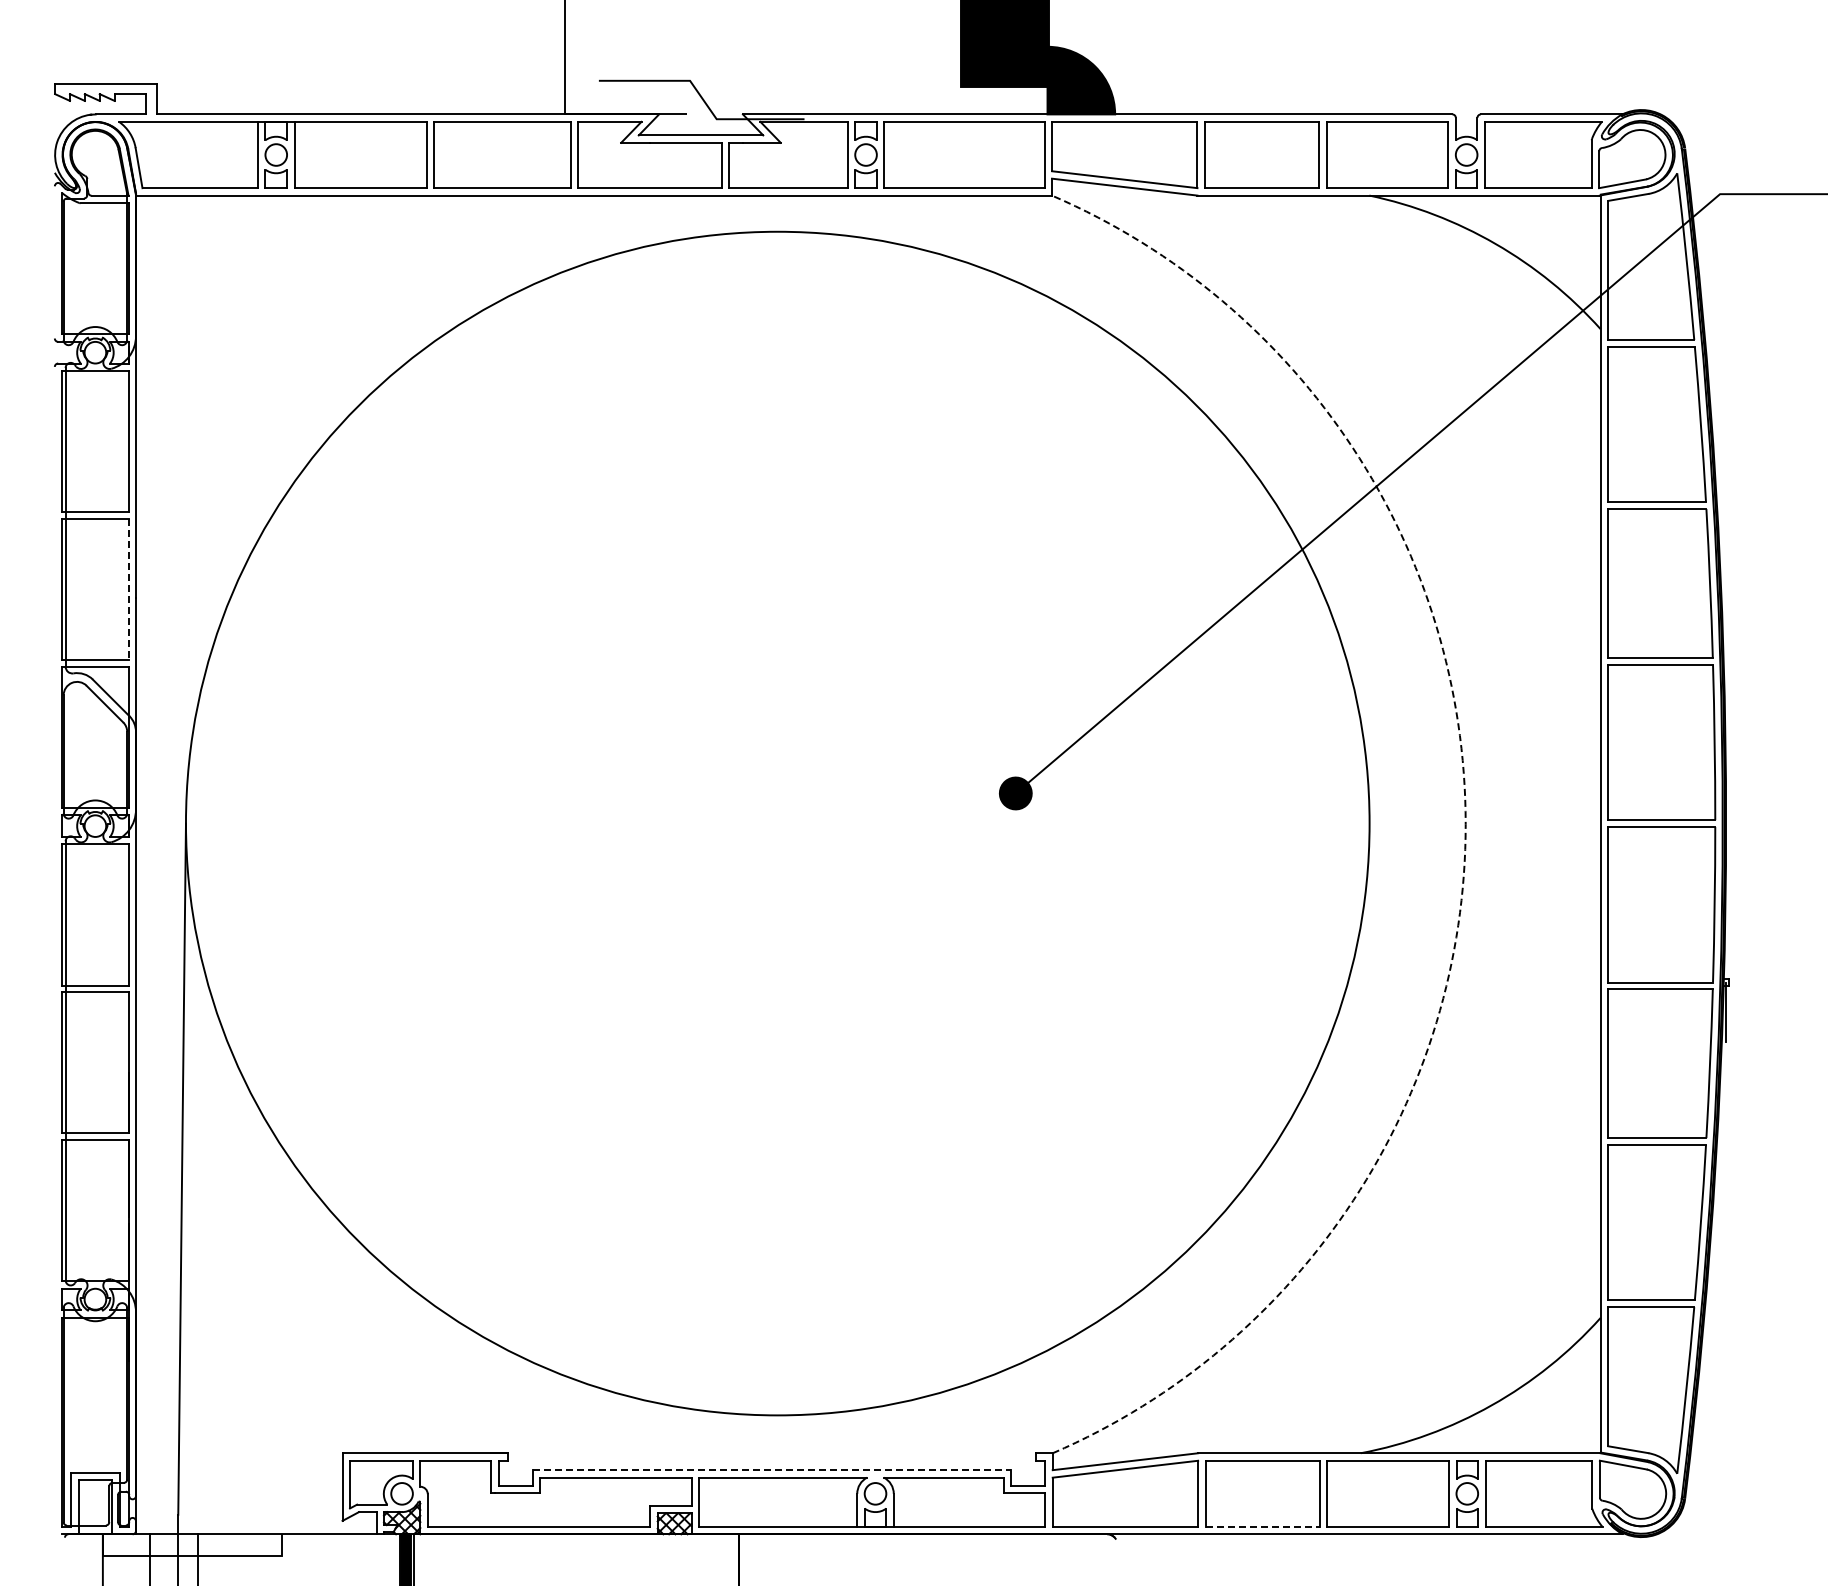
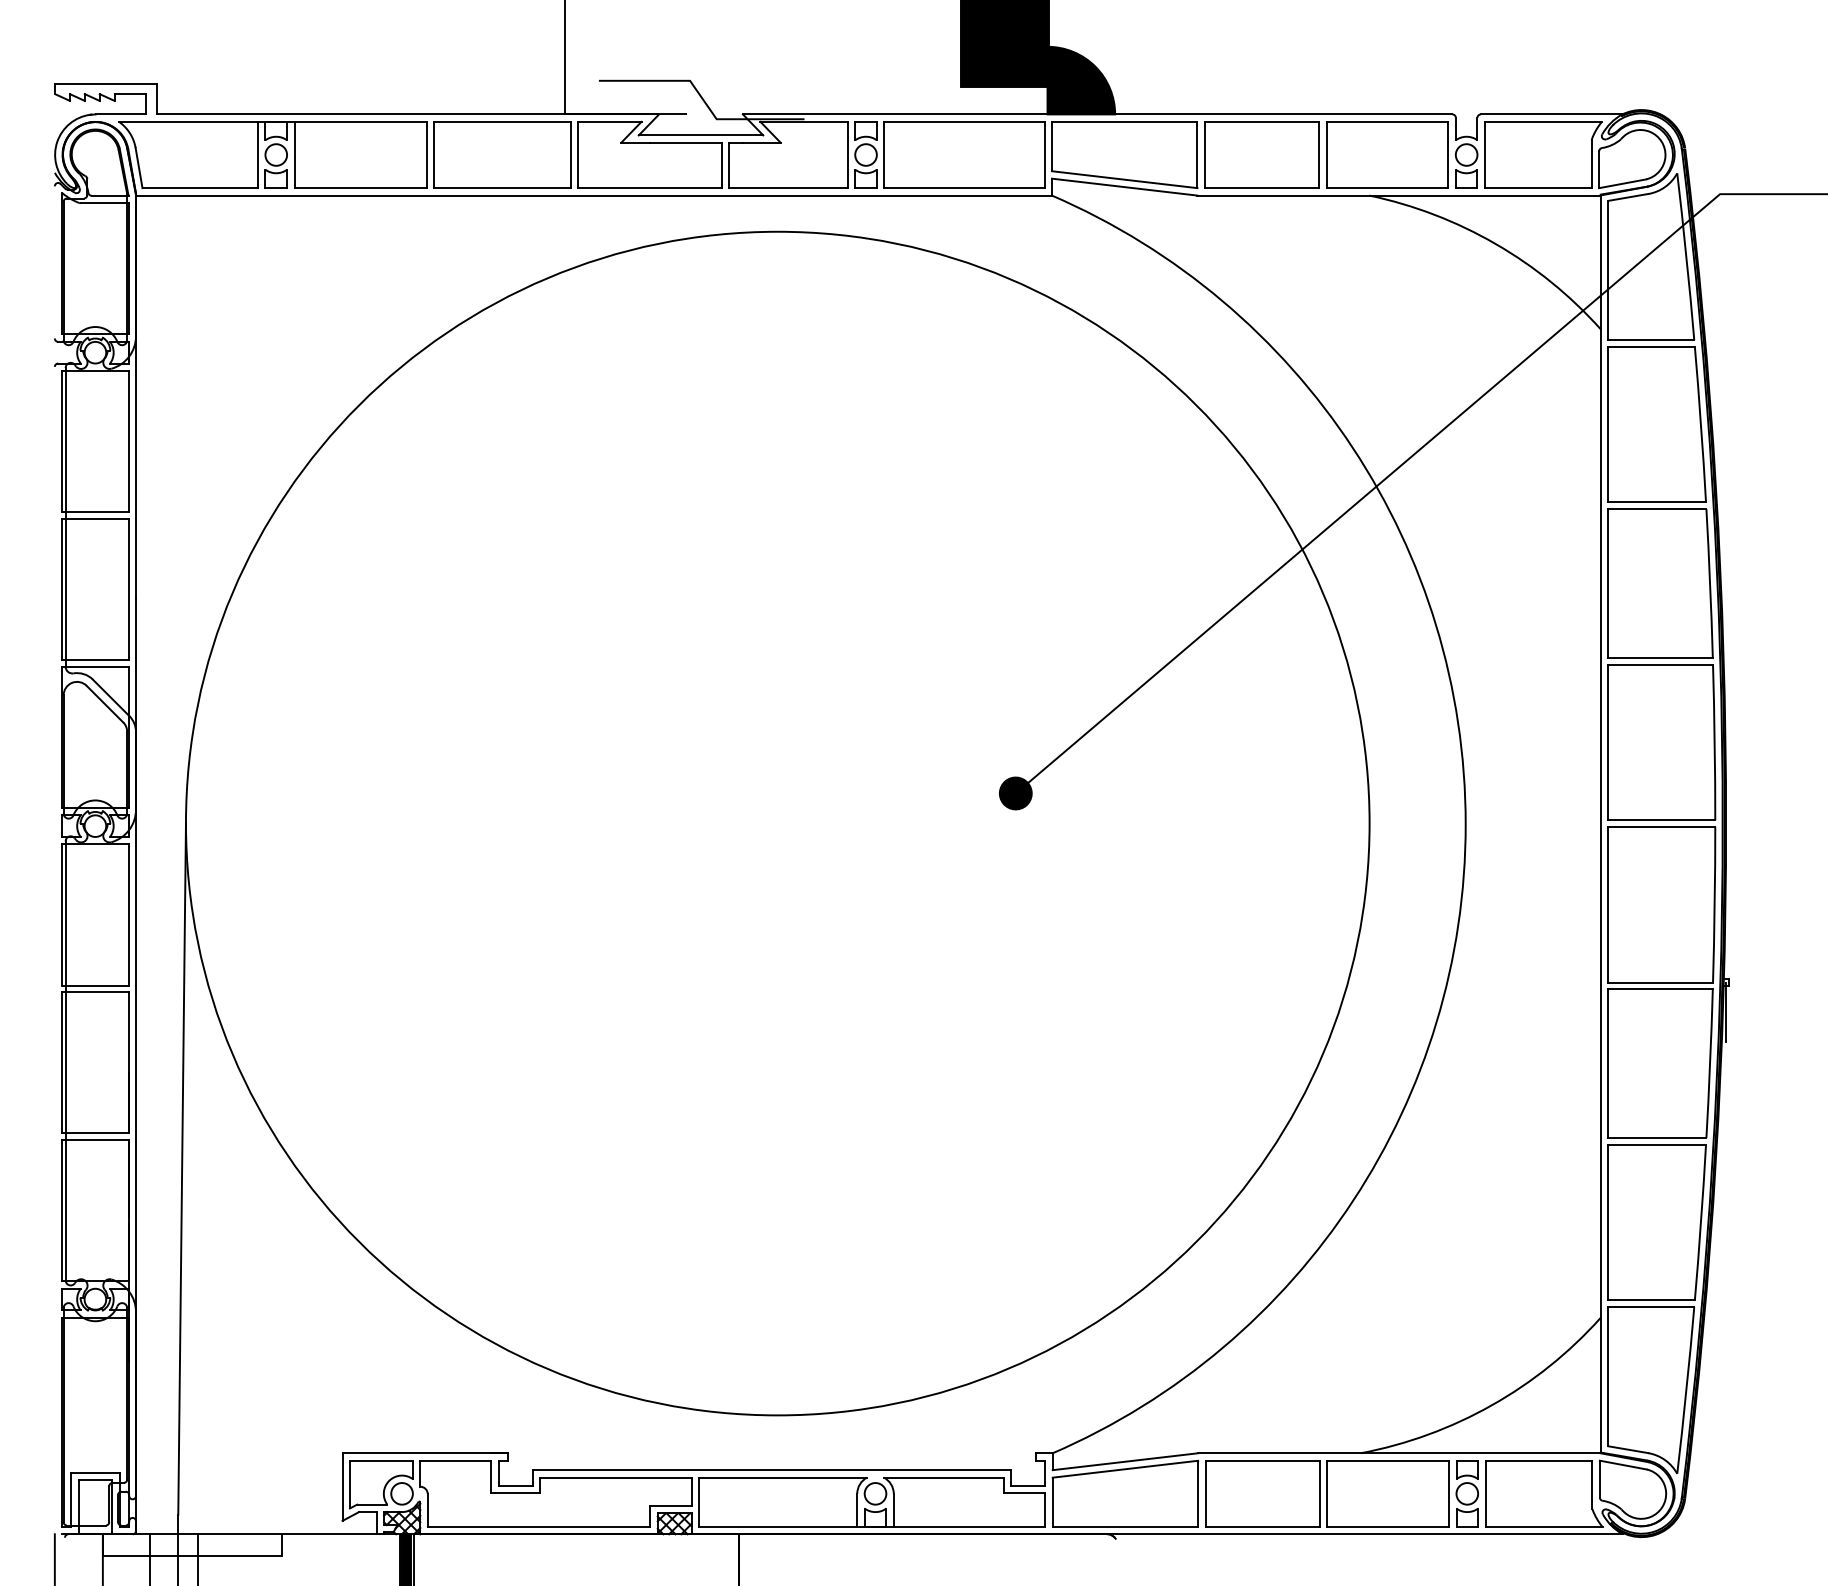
line: dashed -> solid (128, 589)
arc: dashed -> solid (1465, 824)
line: dashed -> solid (772, 1470)
line: dashed -> solid (1263, 1526)
line: none -> present (54, 1558)
